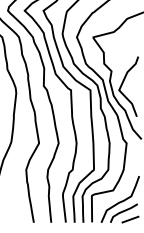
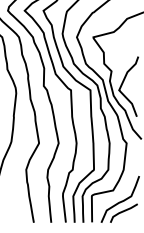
line: present -> none (130, 219)
